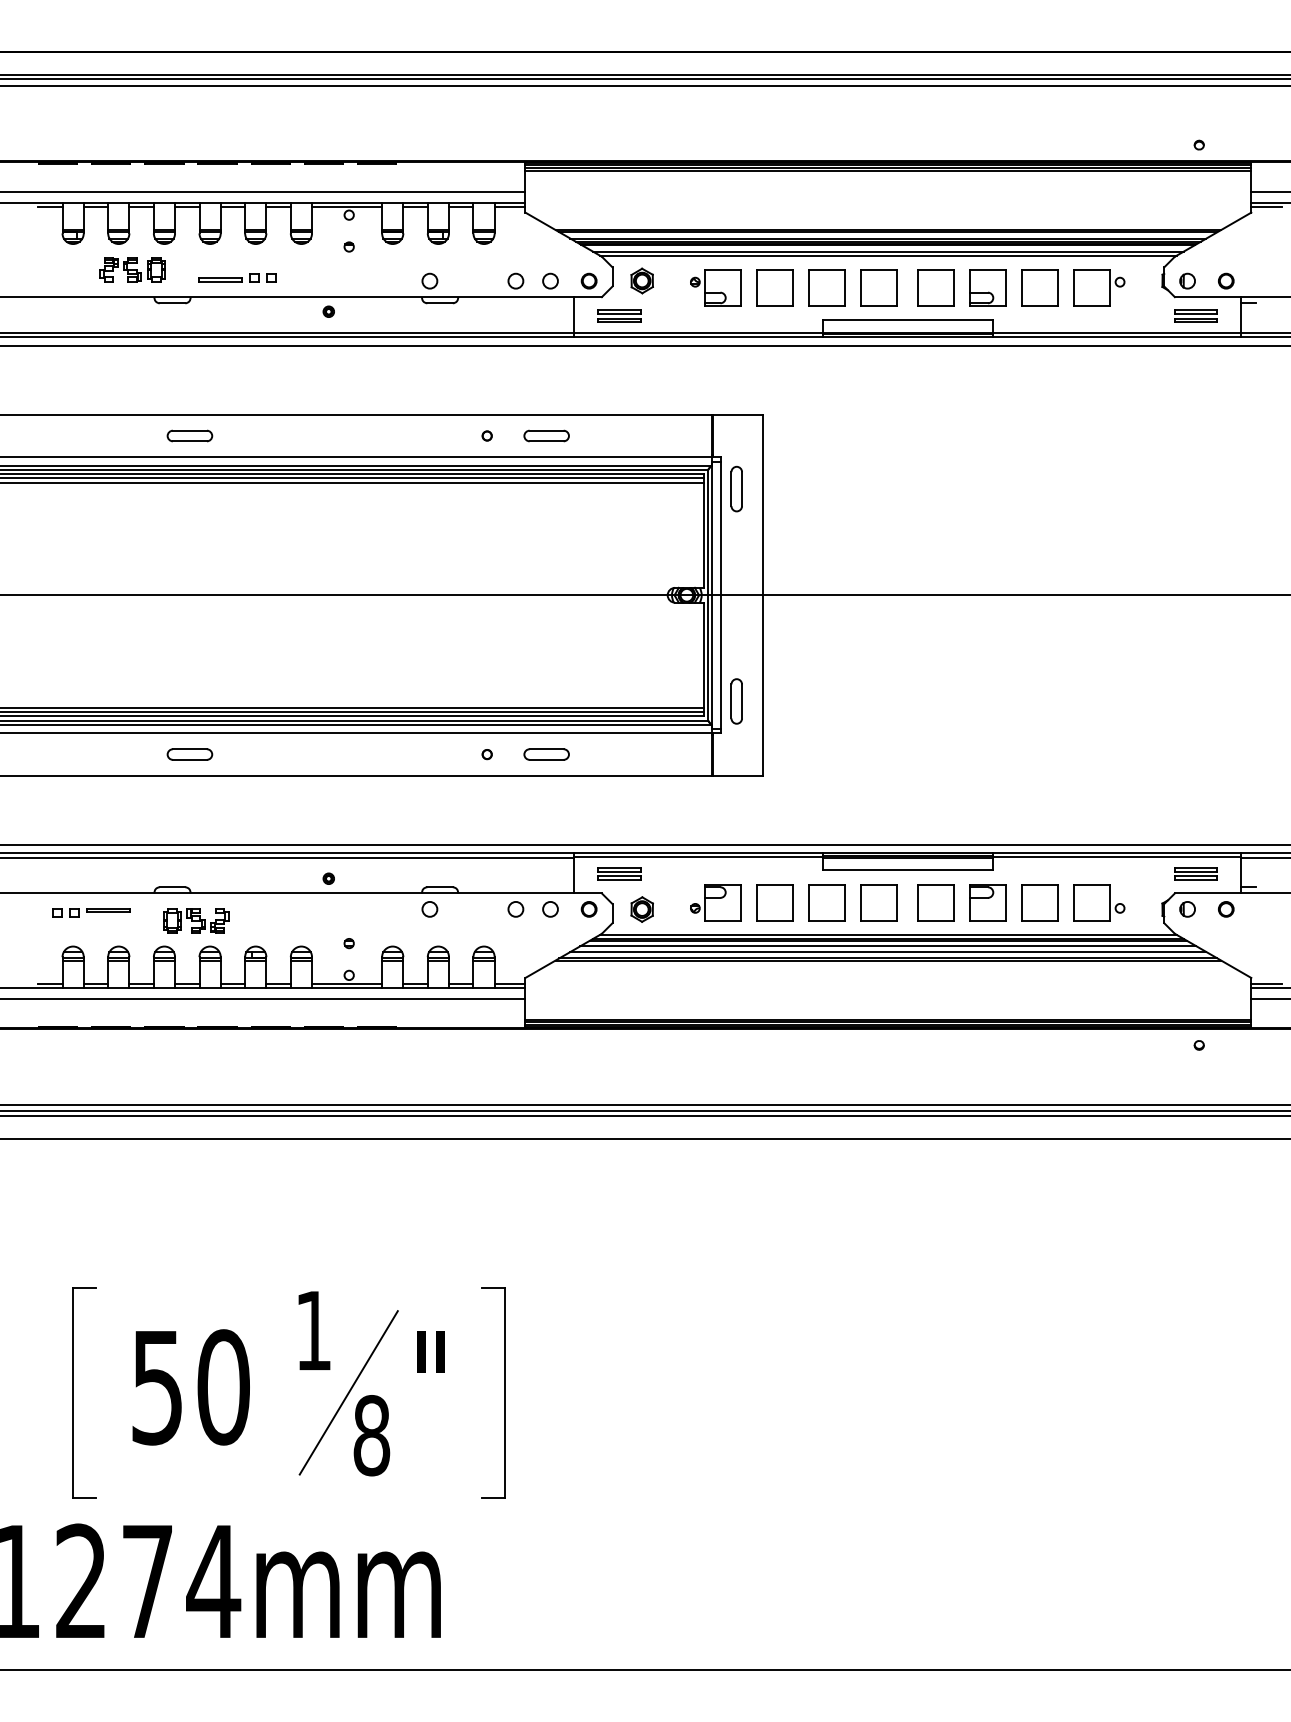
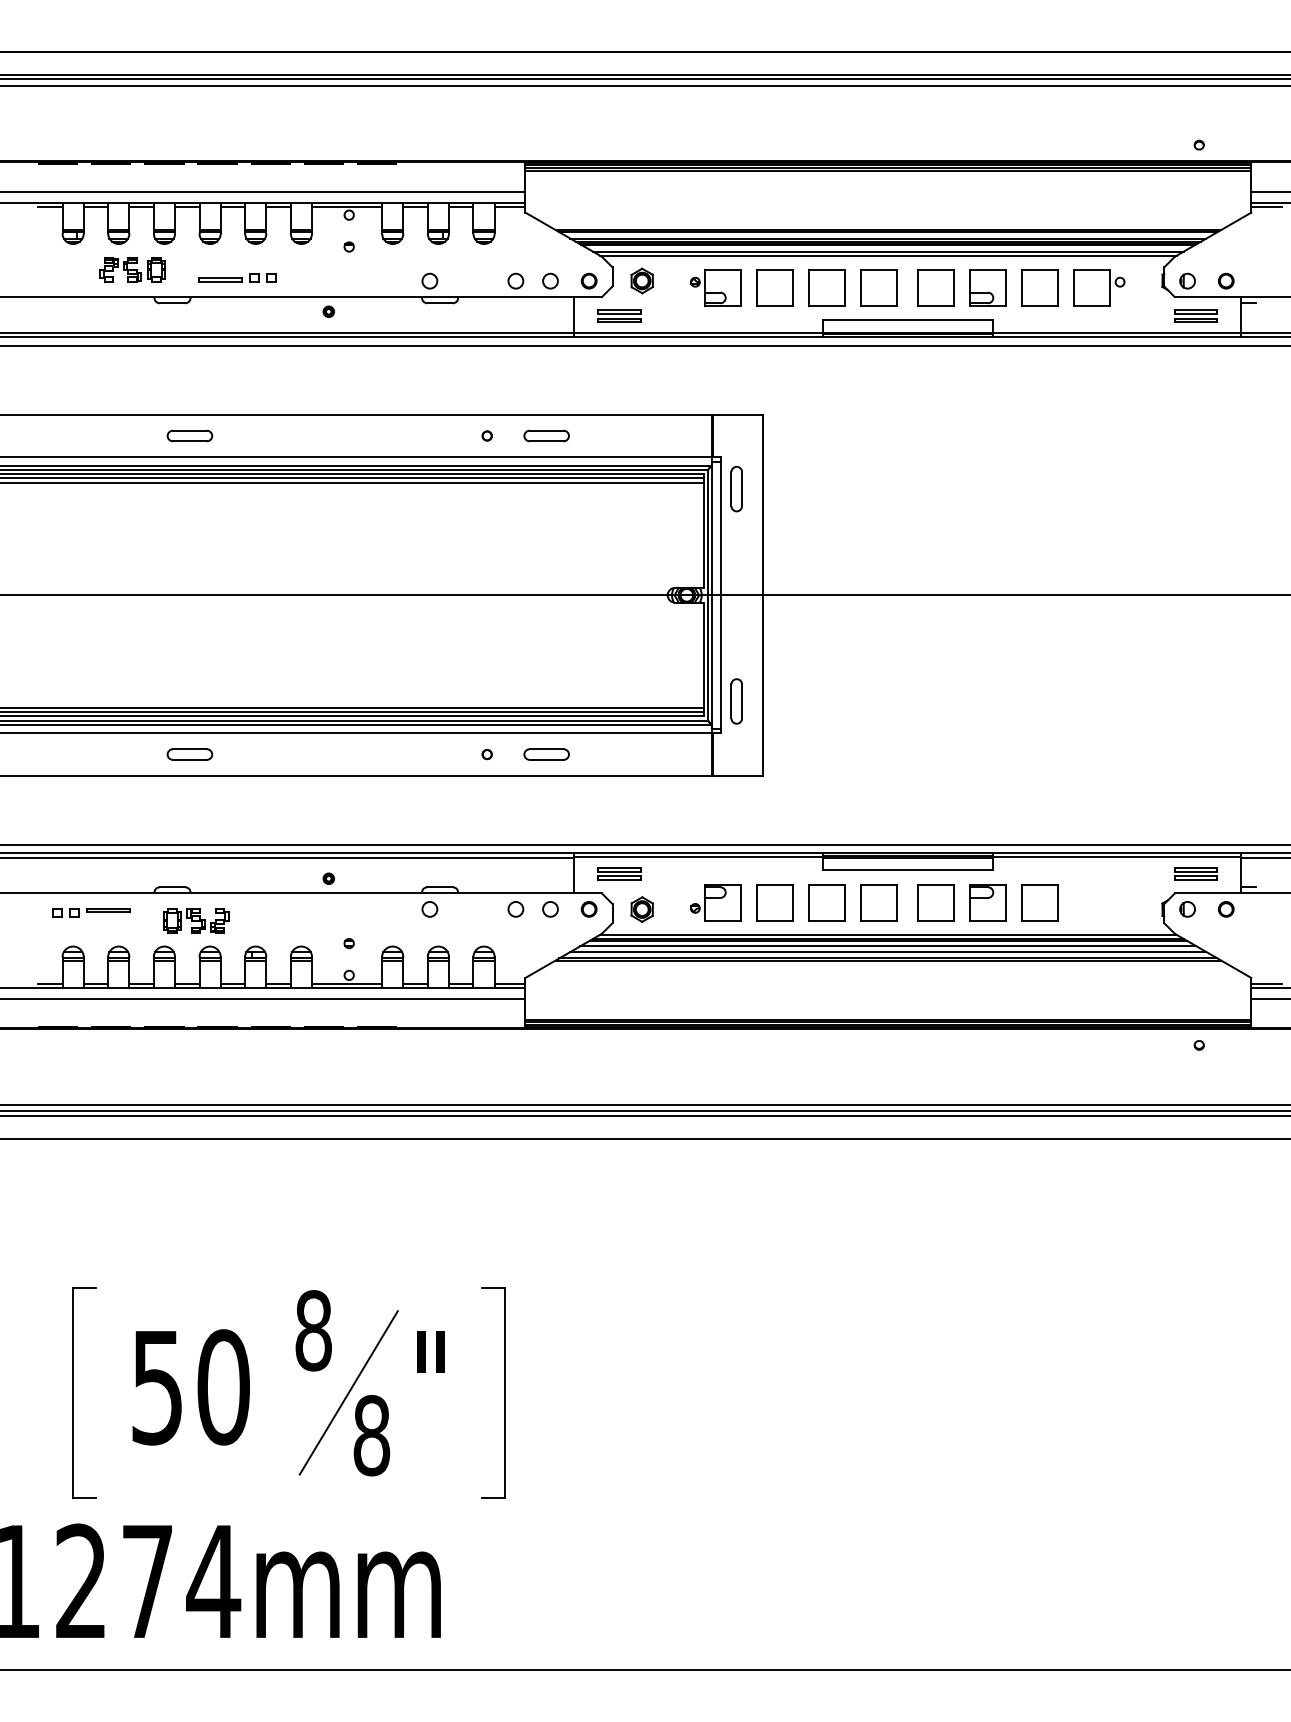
part: present -> none (1099, 902)
text: 1 -> 8 (313, 1330)
